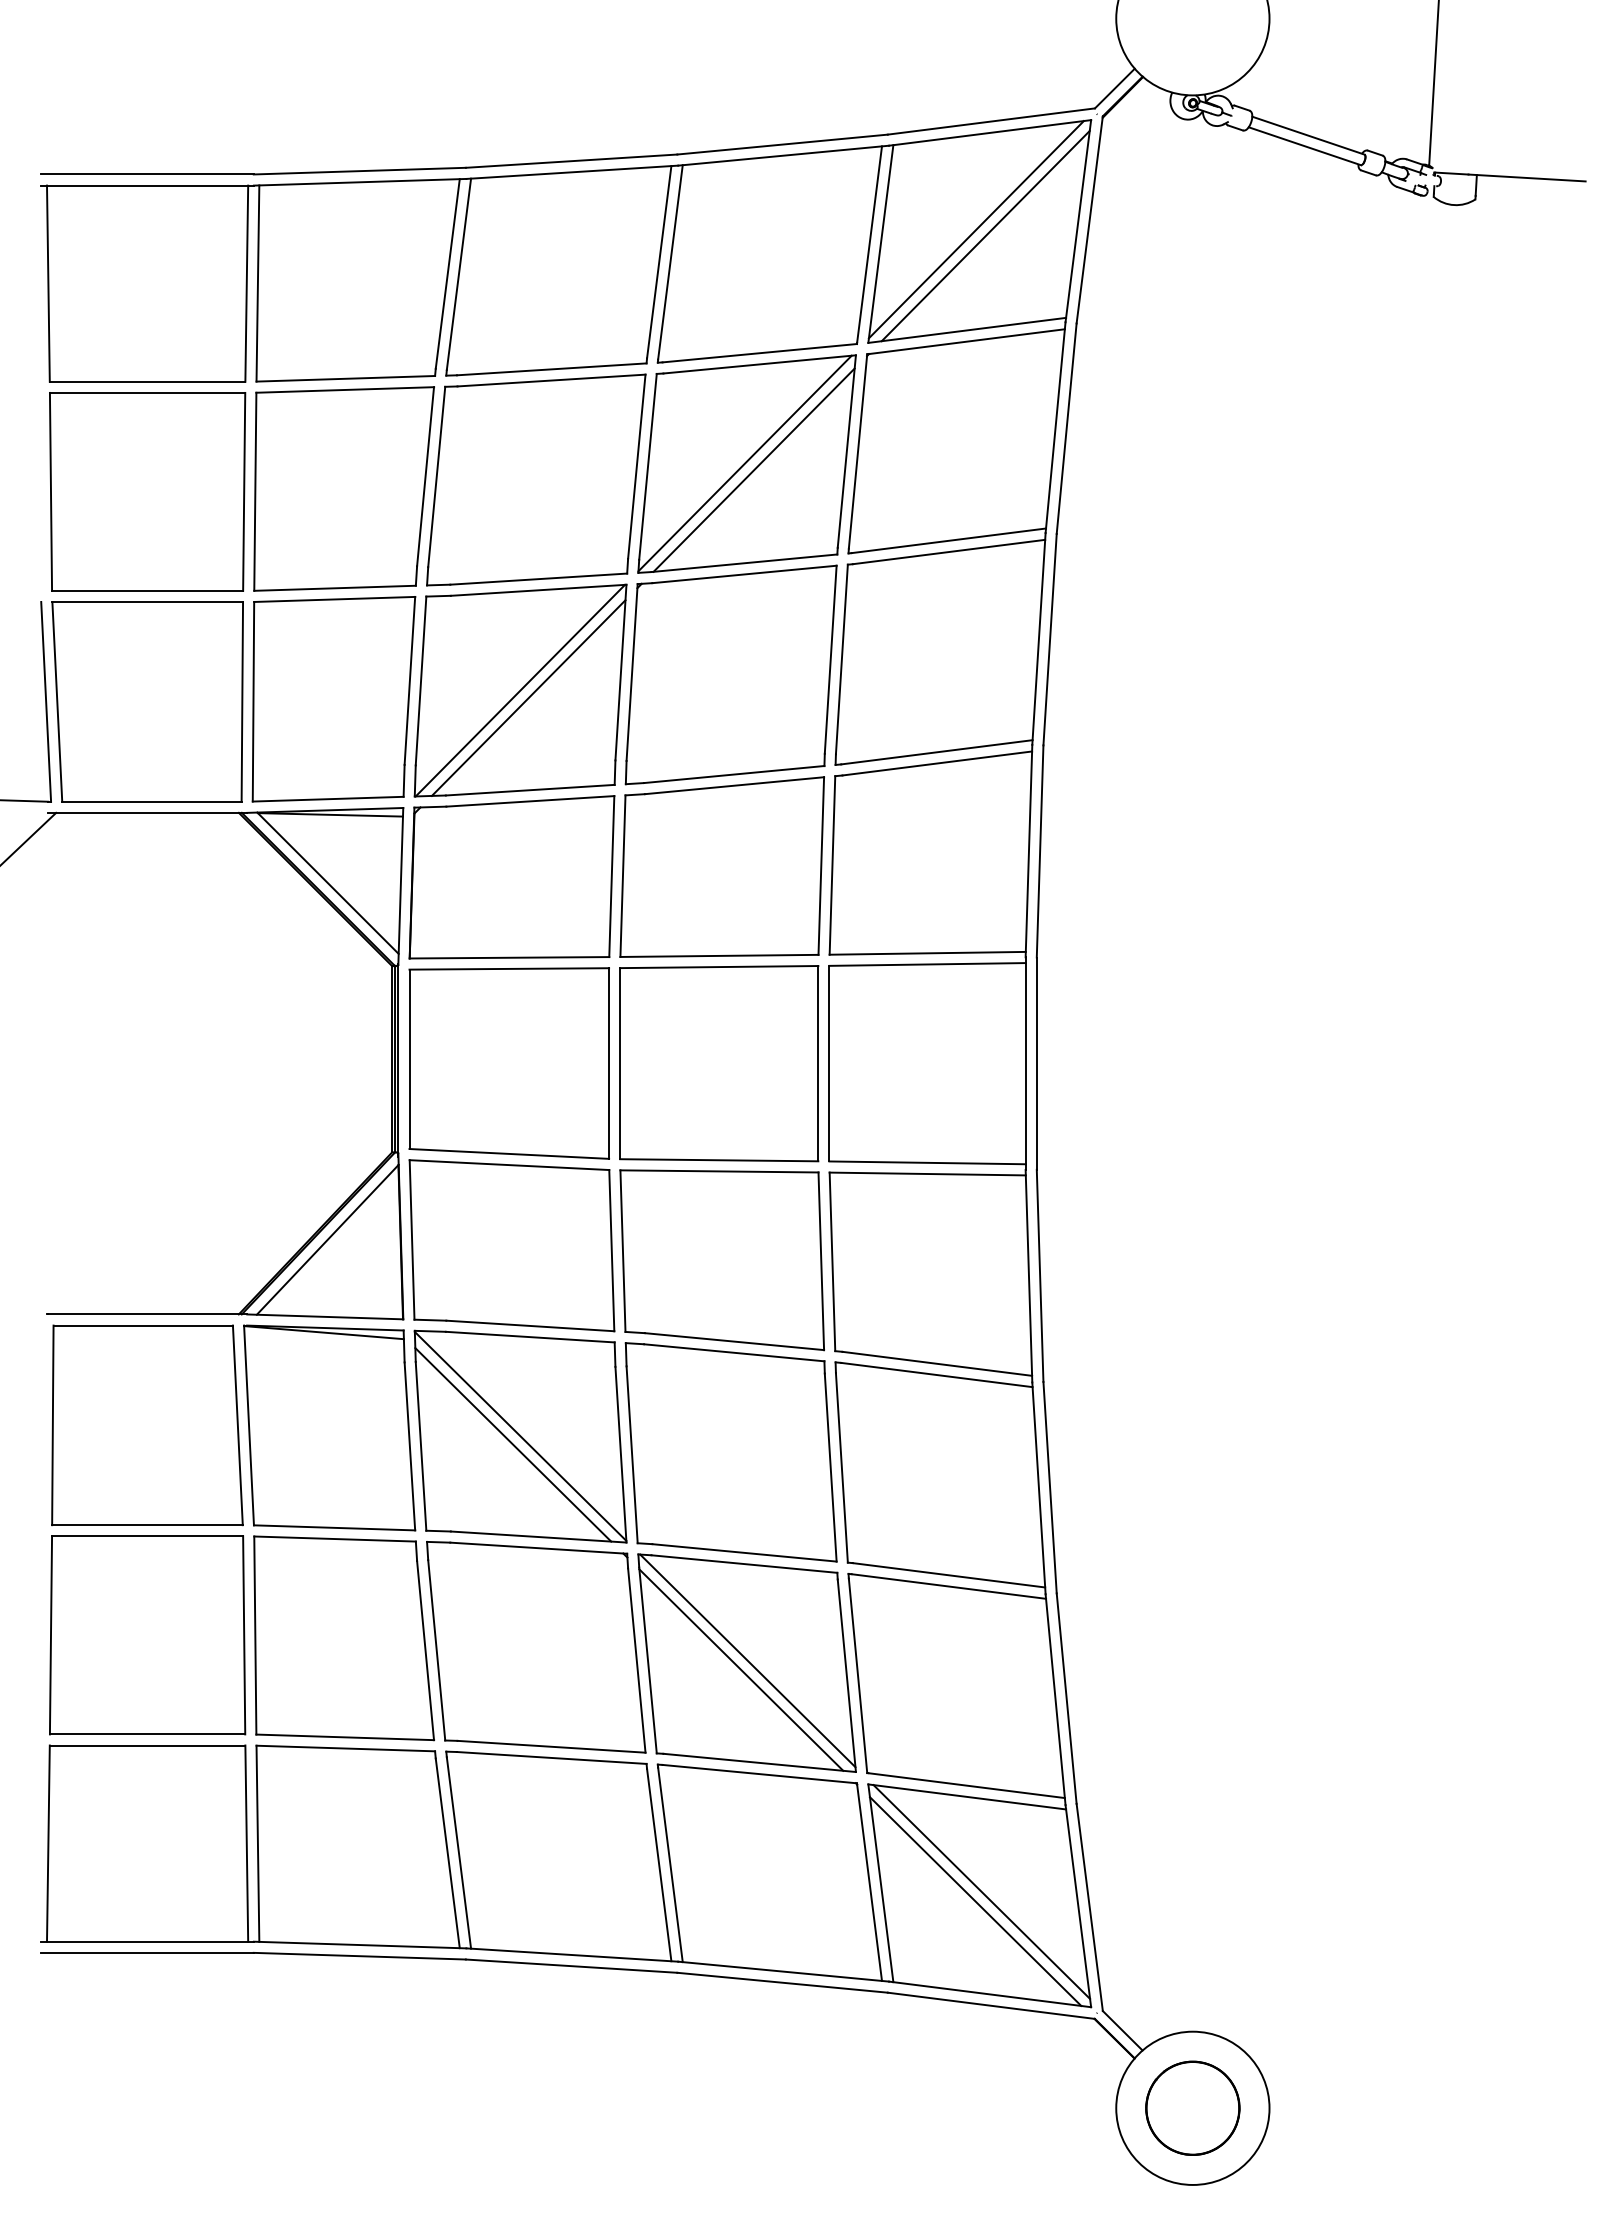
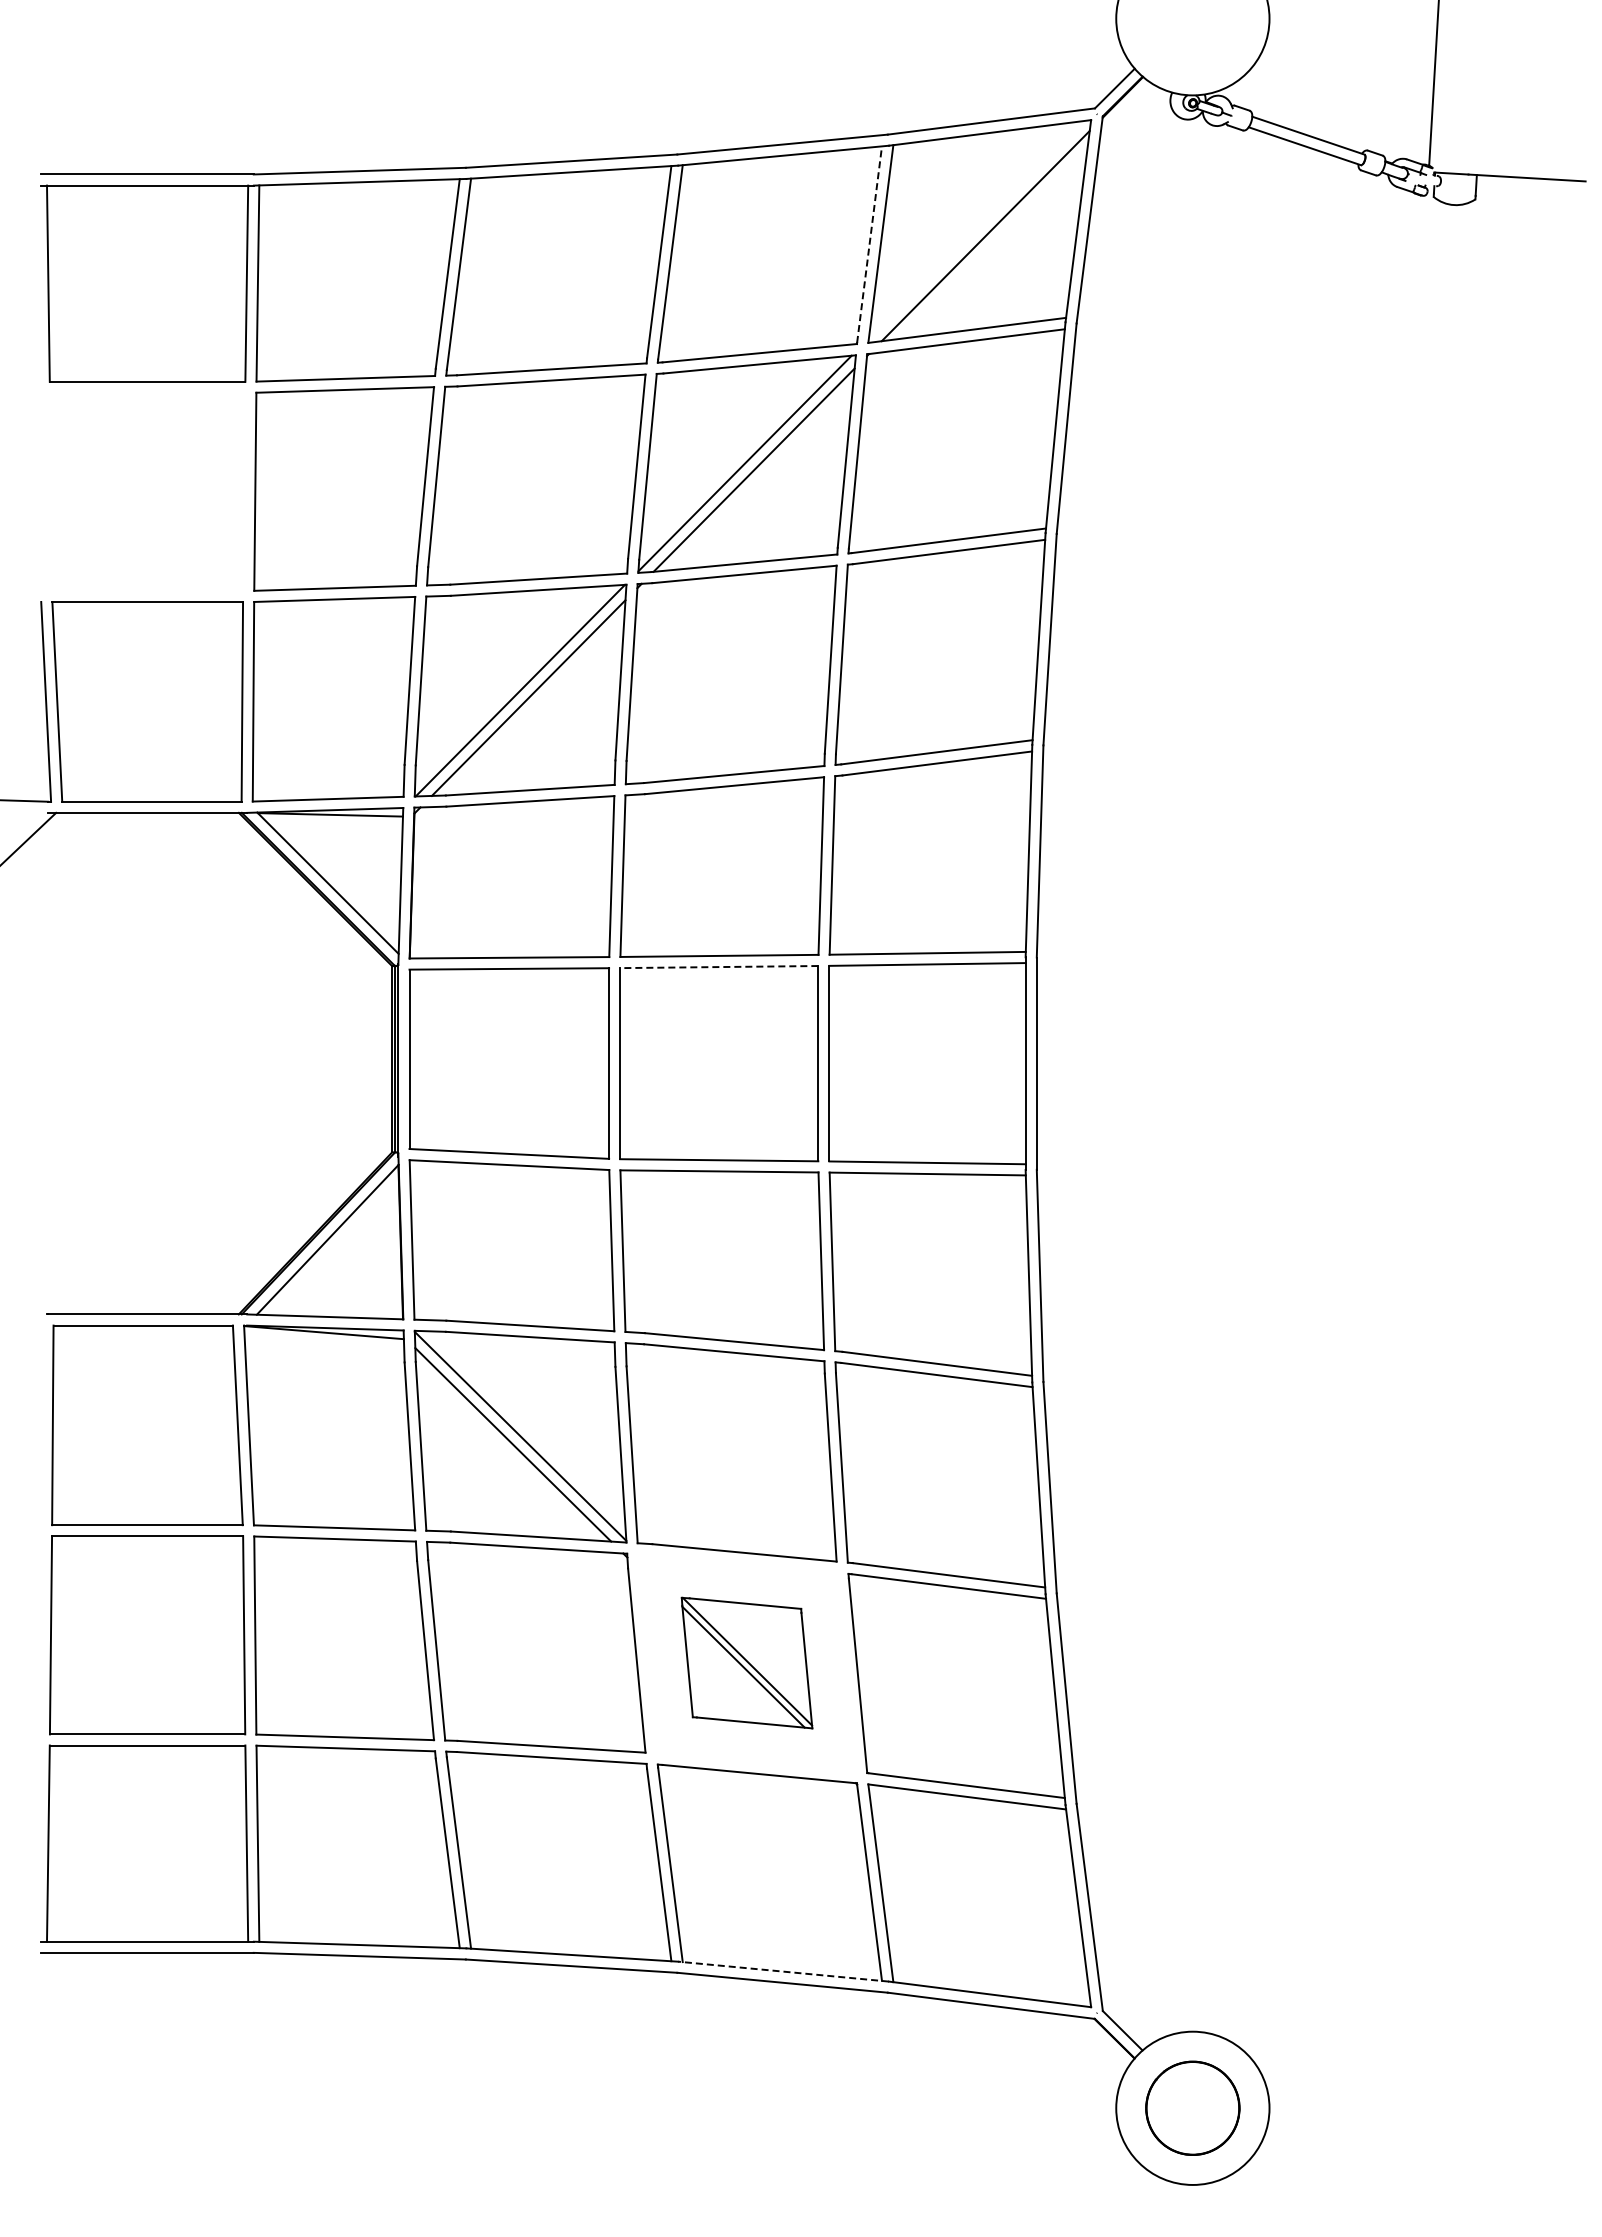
line: present -> none (975, 229)
line: solid -> dashed (869, 244)
part: present -> none (147, 491)
line: solid -> dashed (718, 967)
part size: 220x220 px -> 134x134 px (746, 1662)
line: present -> none (981, 1891)
line: present -> none (975, 1901)
line: solid -> dashed (783, 1971)
